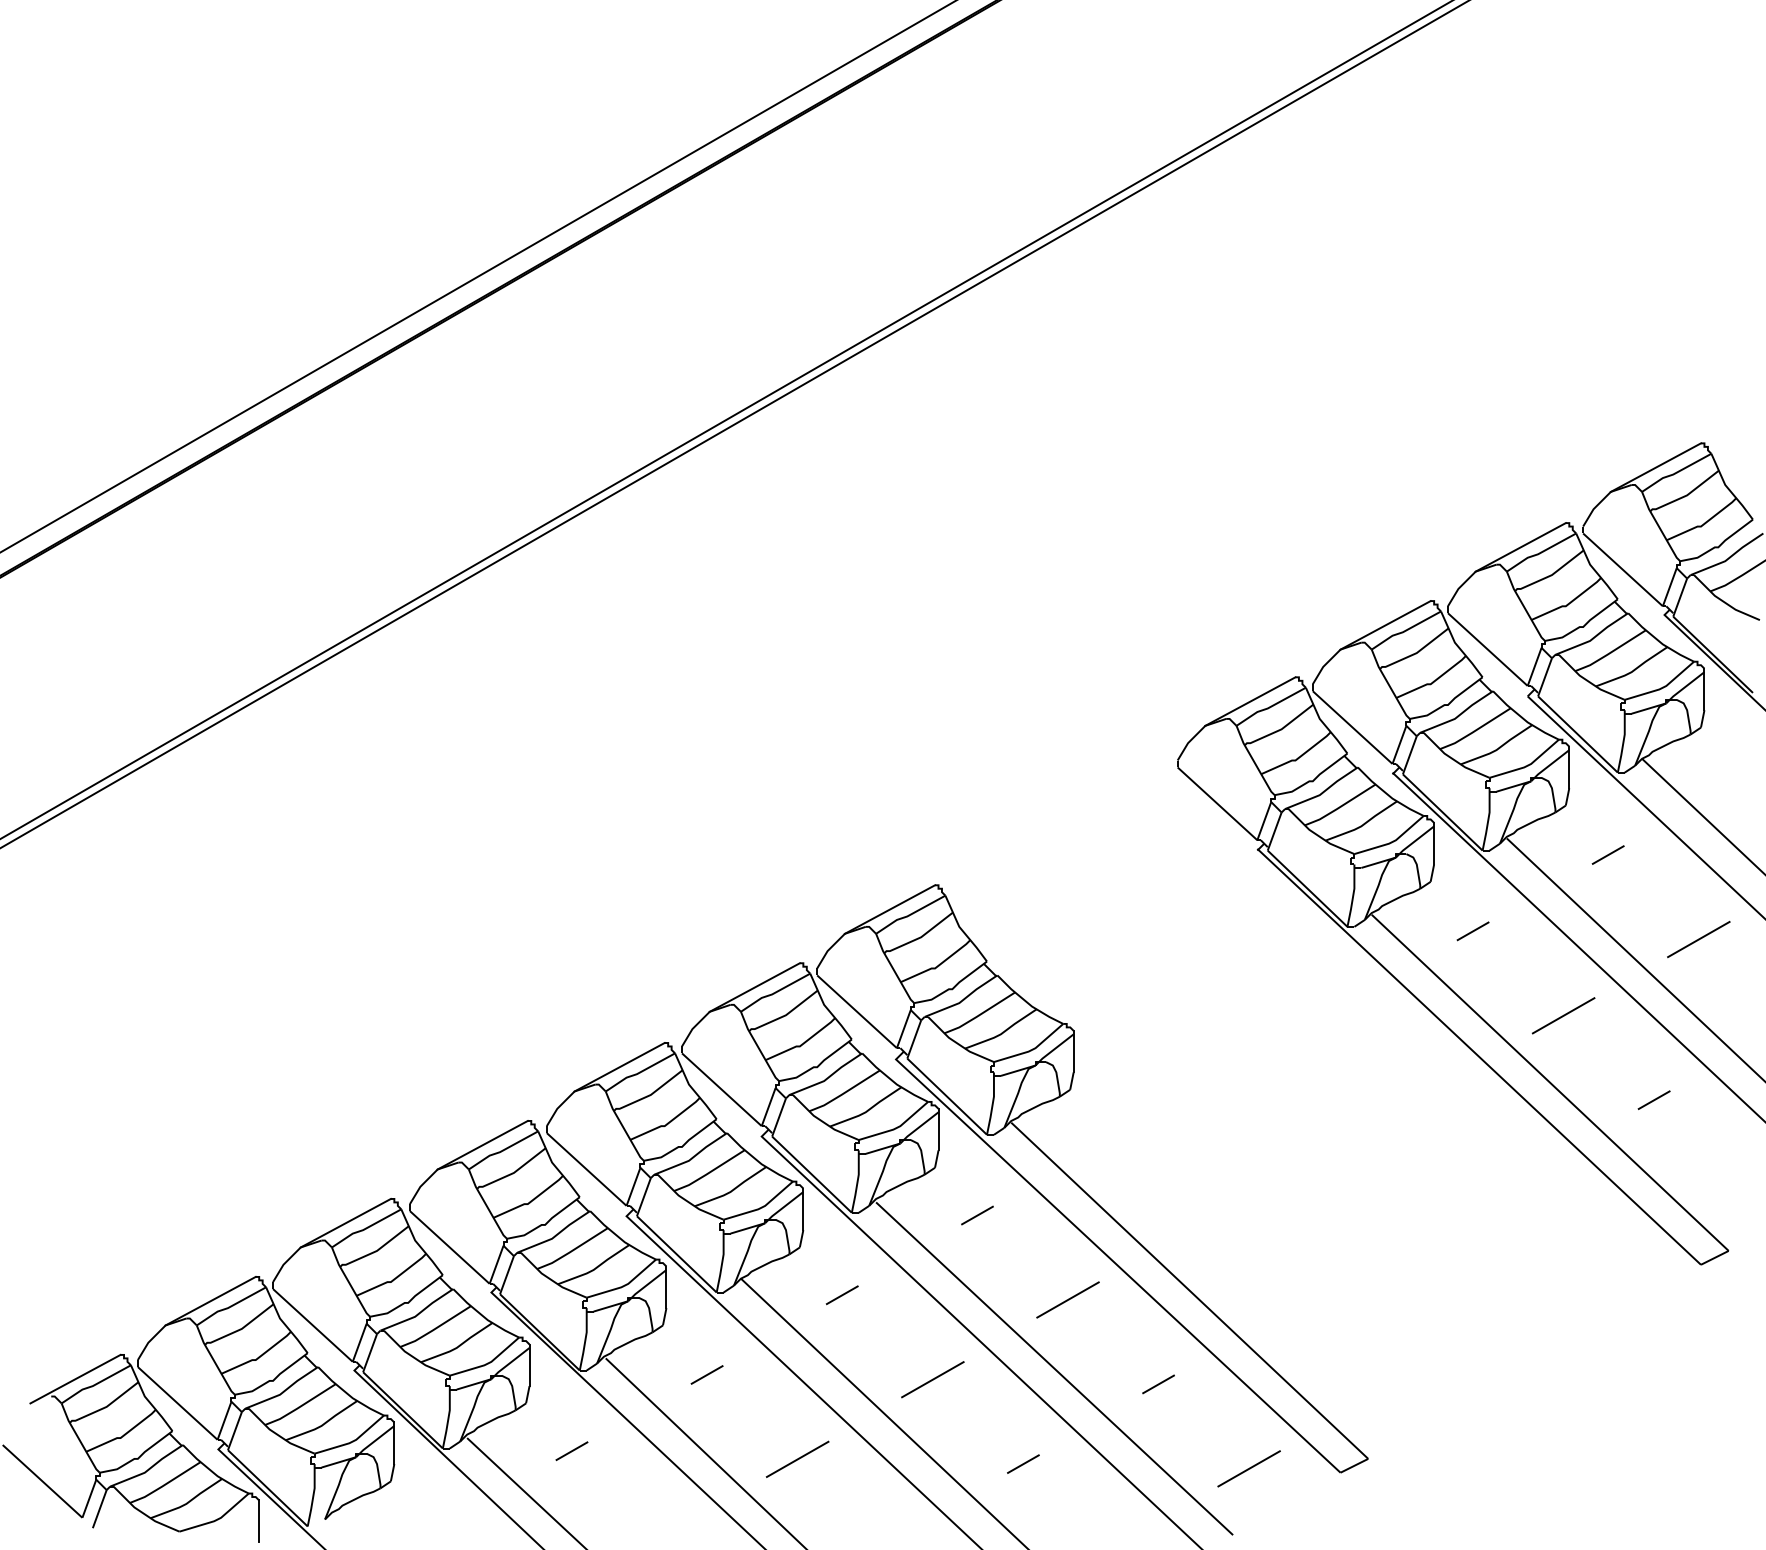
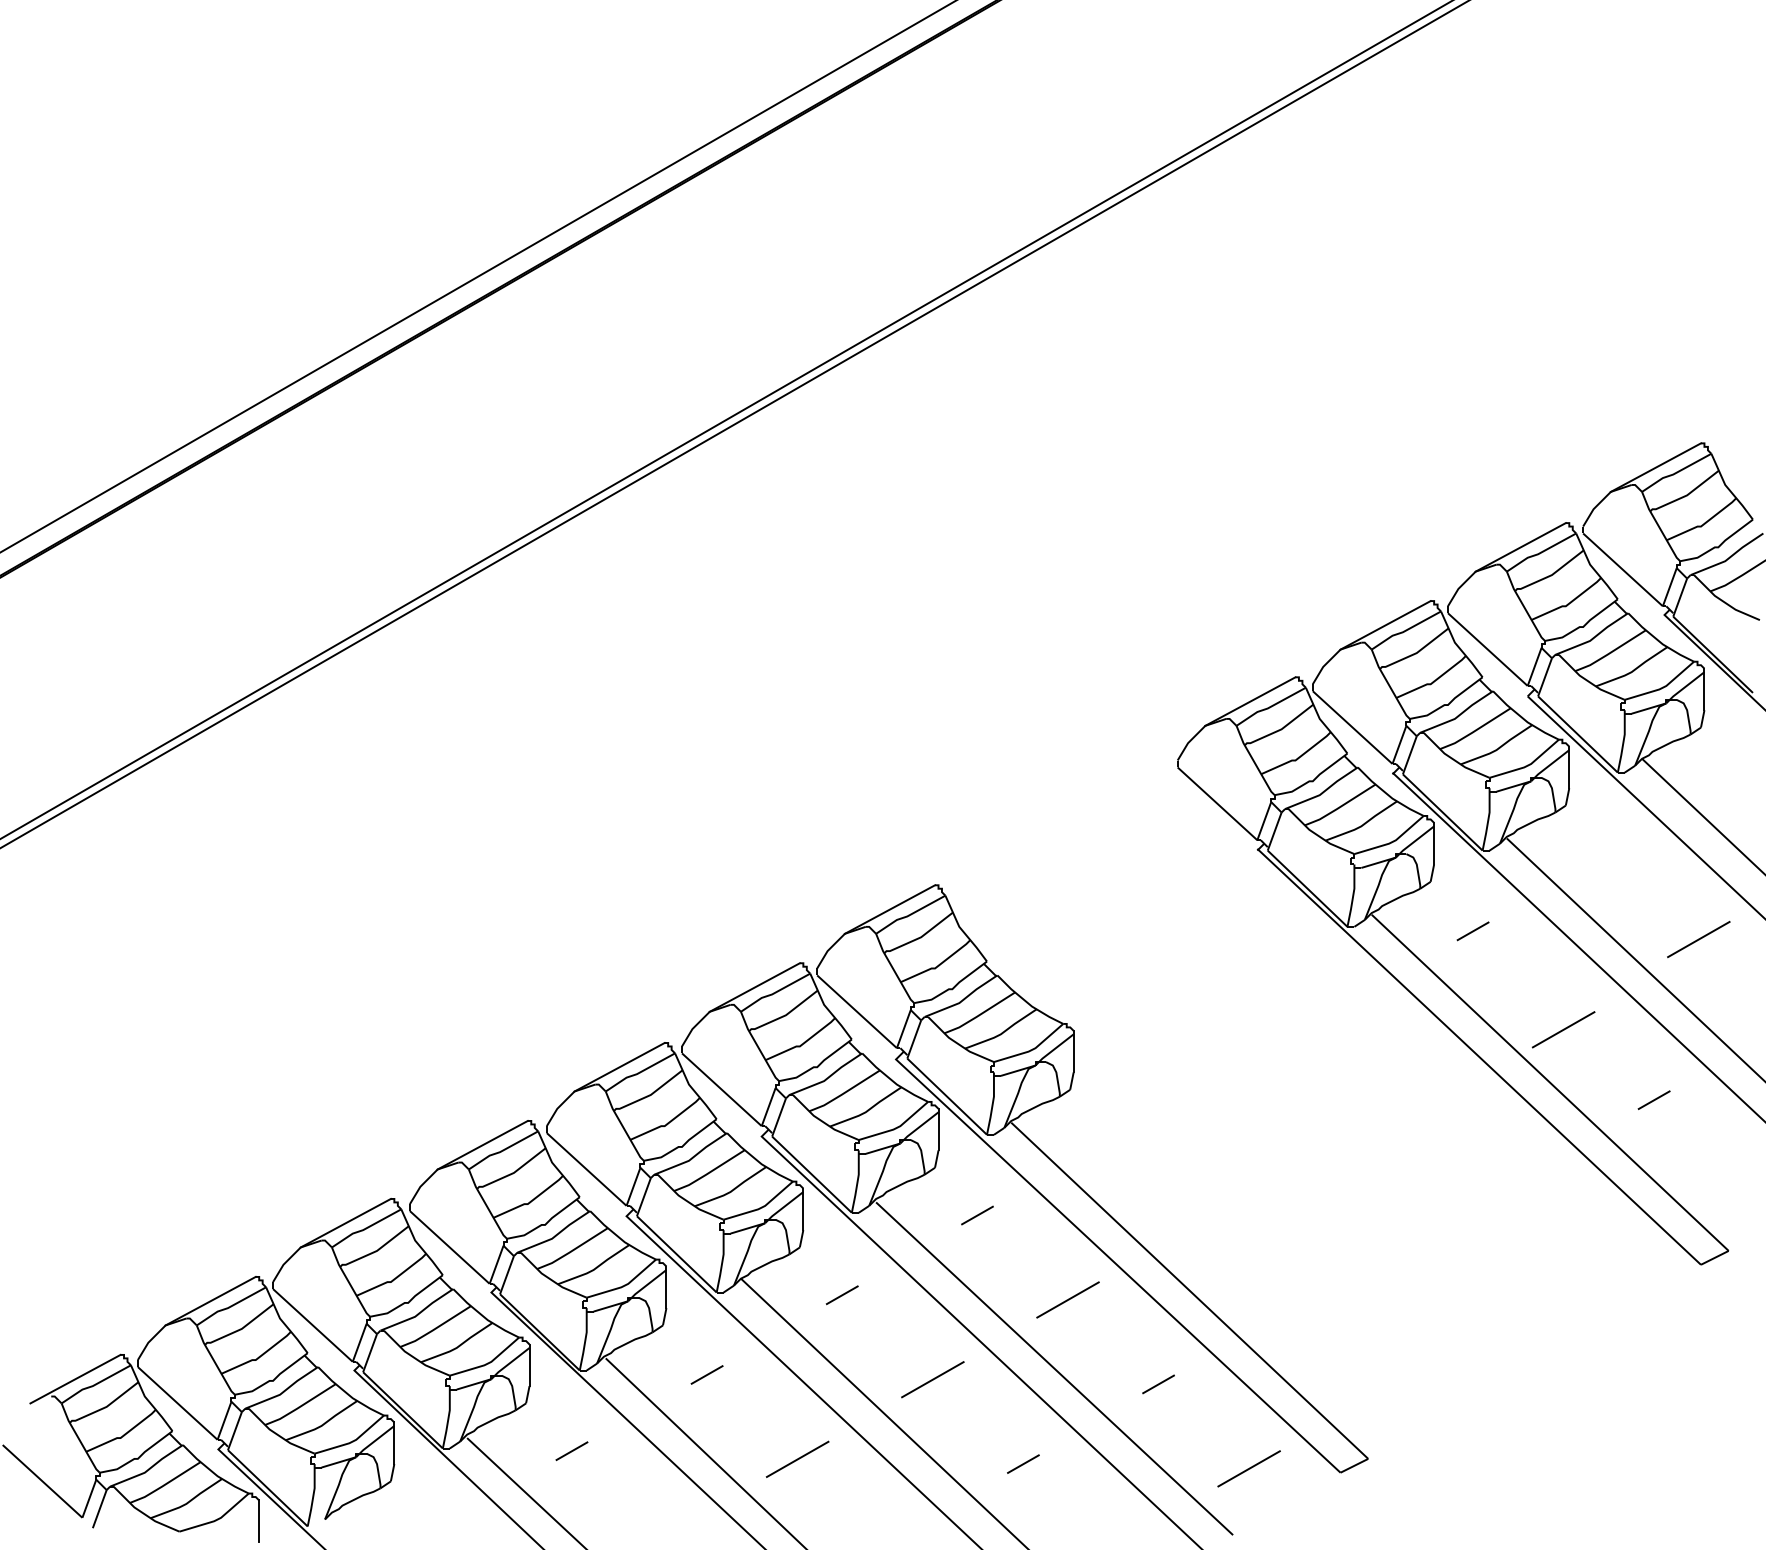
line: present -> none (1607, 854)
line position: (1563, 1015) -> (1563, 1029) (1563, 1029)
